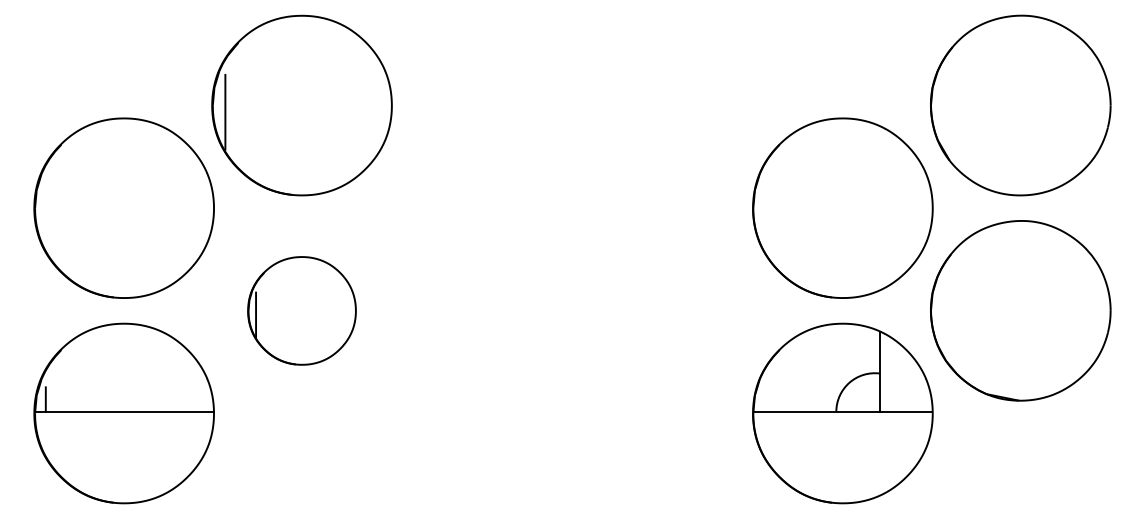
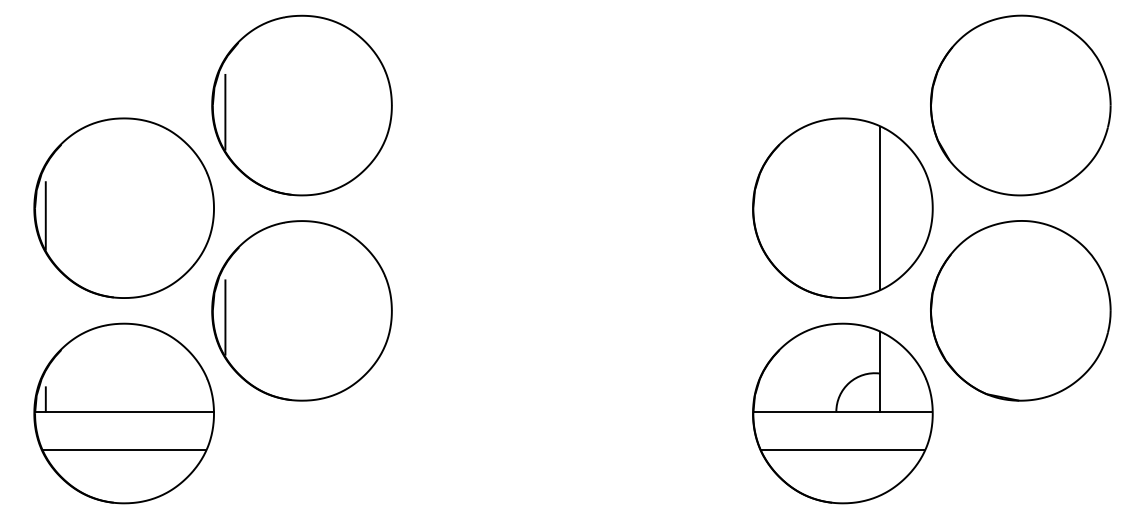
line: none -> present (879, 207)
line: none -> present (45, 215)
part size: 110x110 px -> 182x182 px (301, 310)
line: none -> present (123, 450)
line: none -> present (842, 450)
